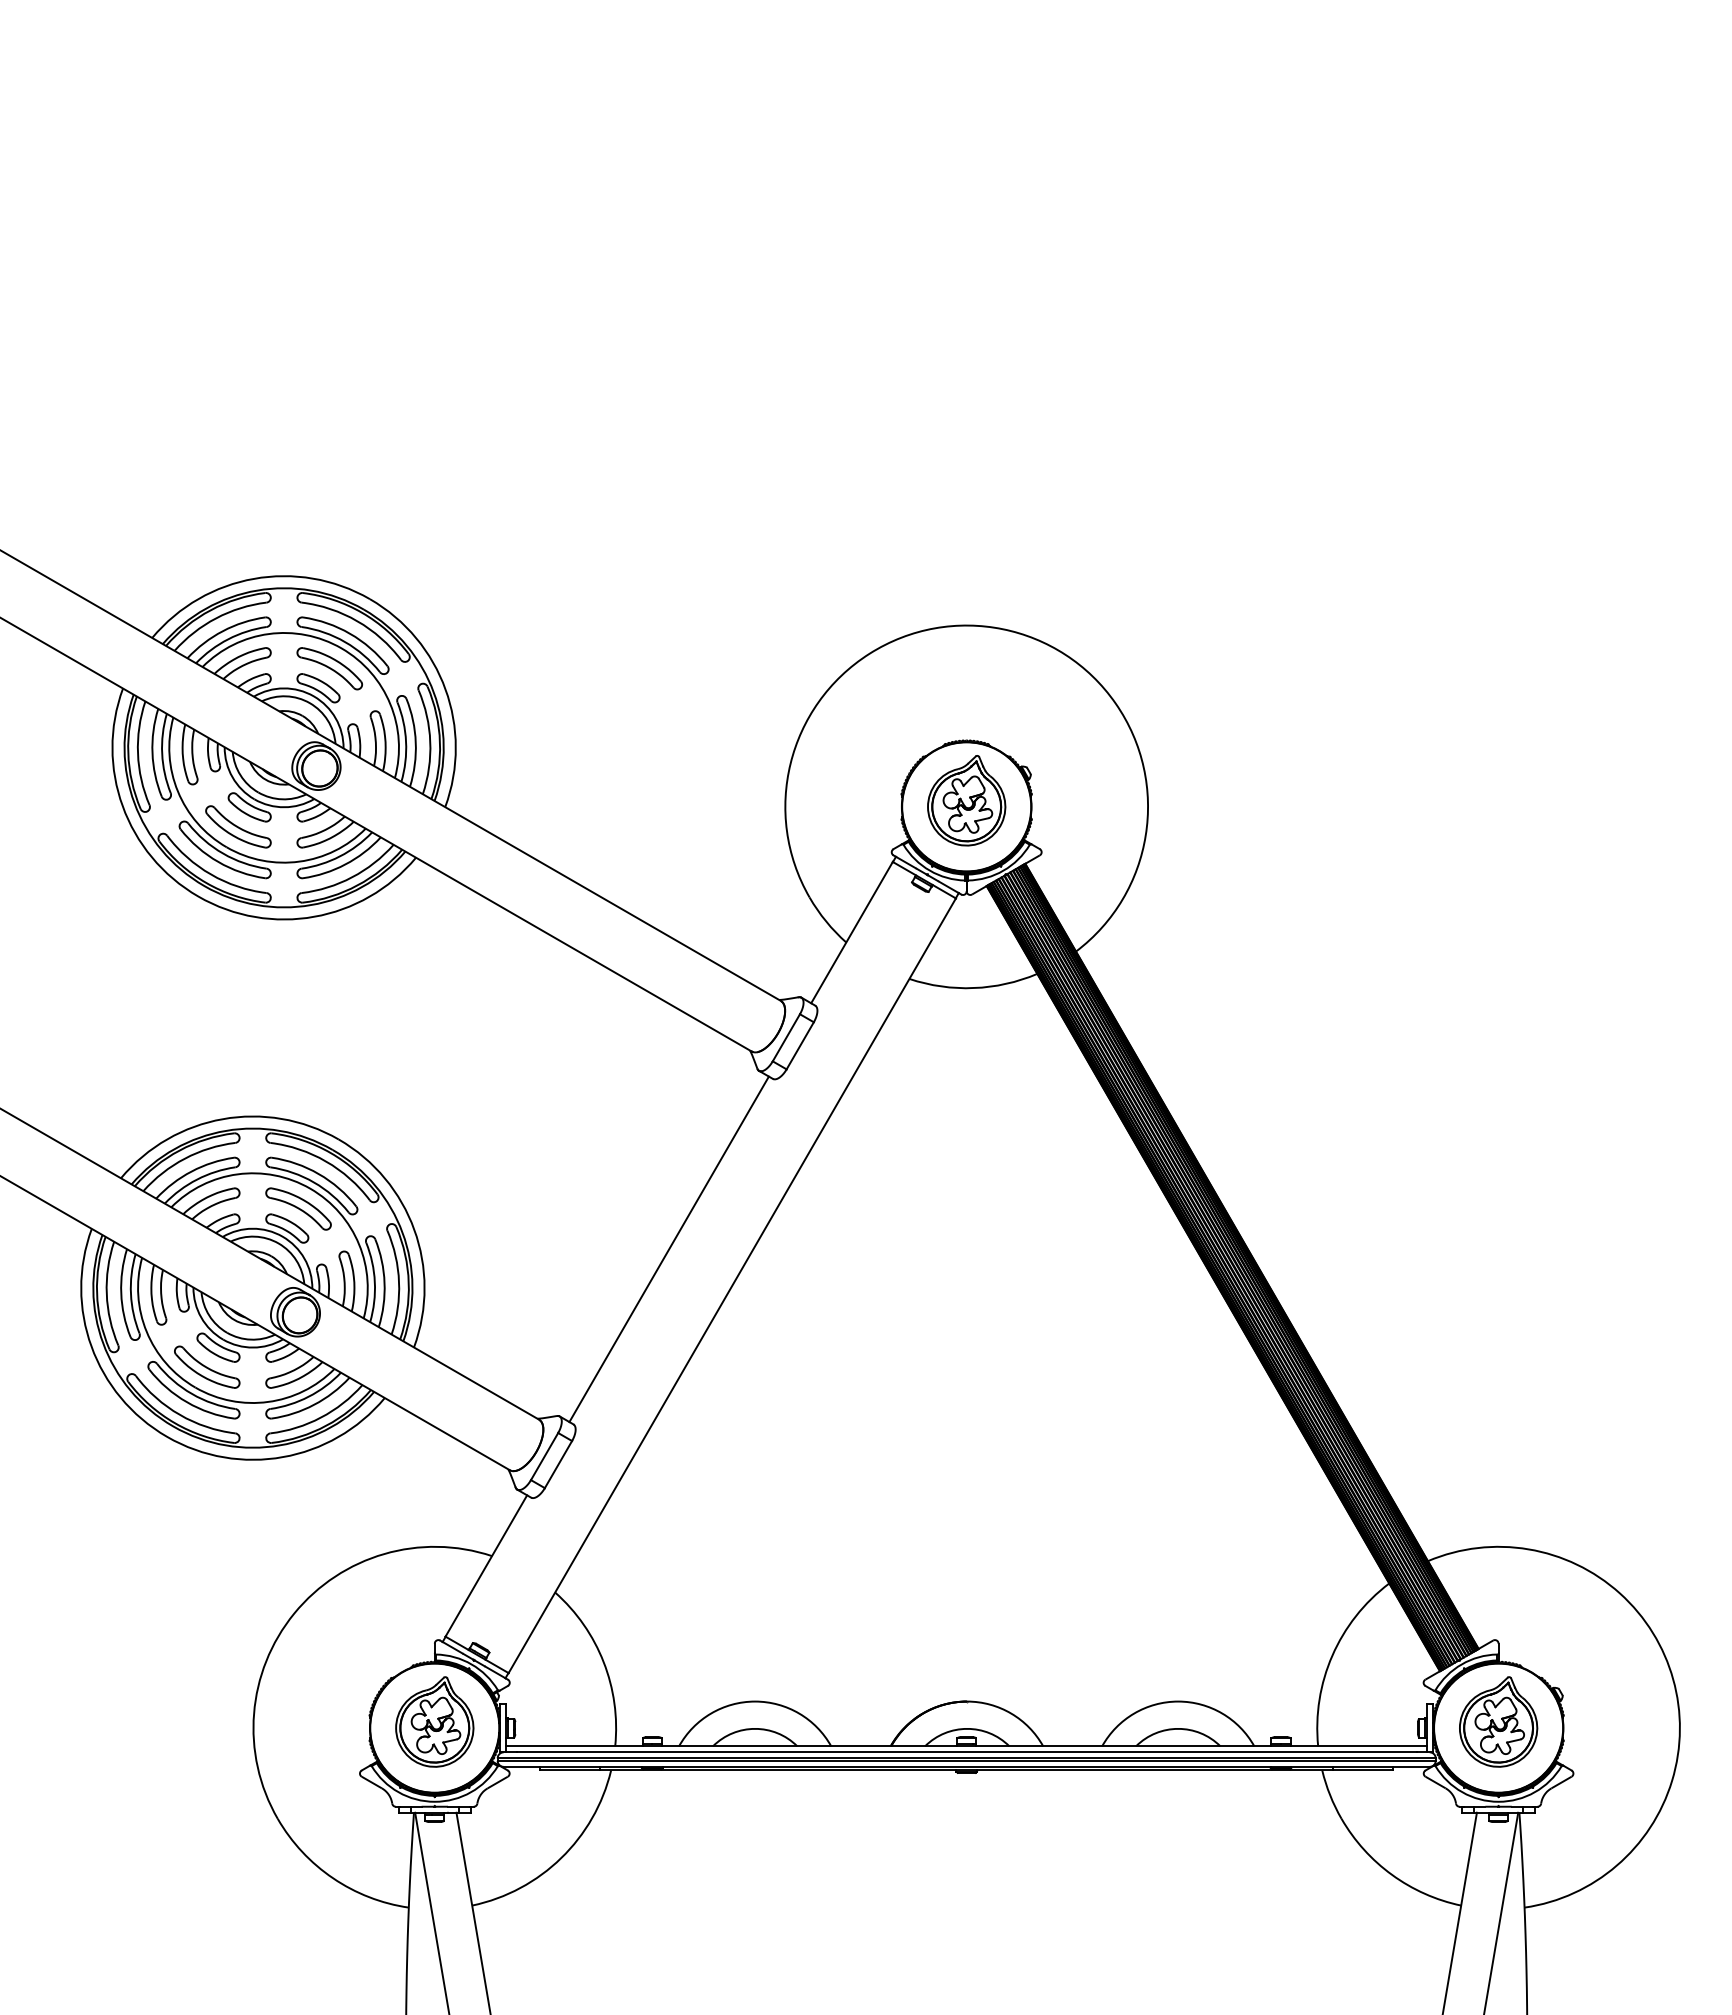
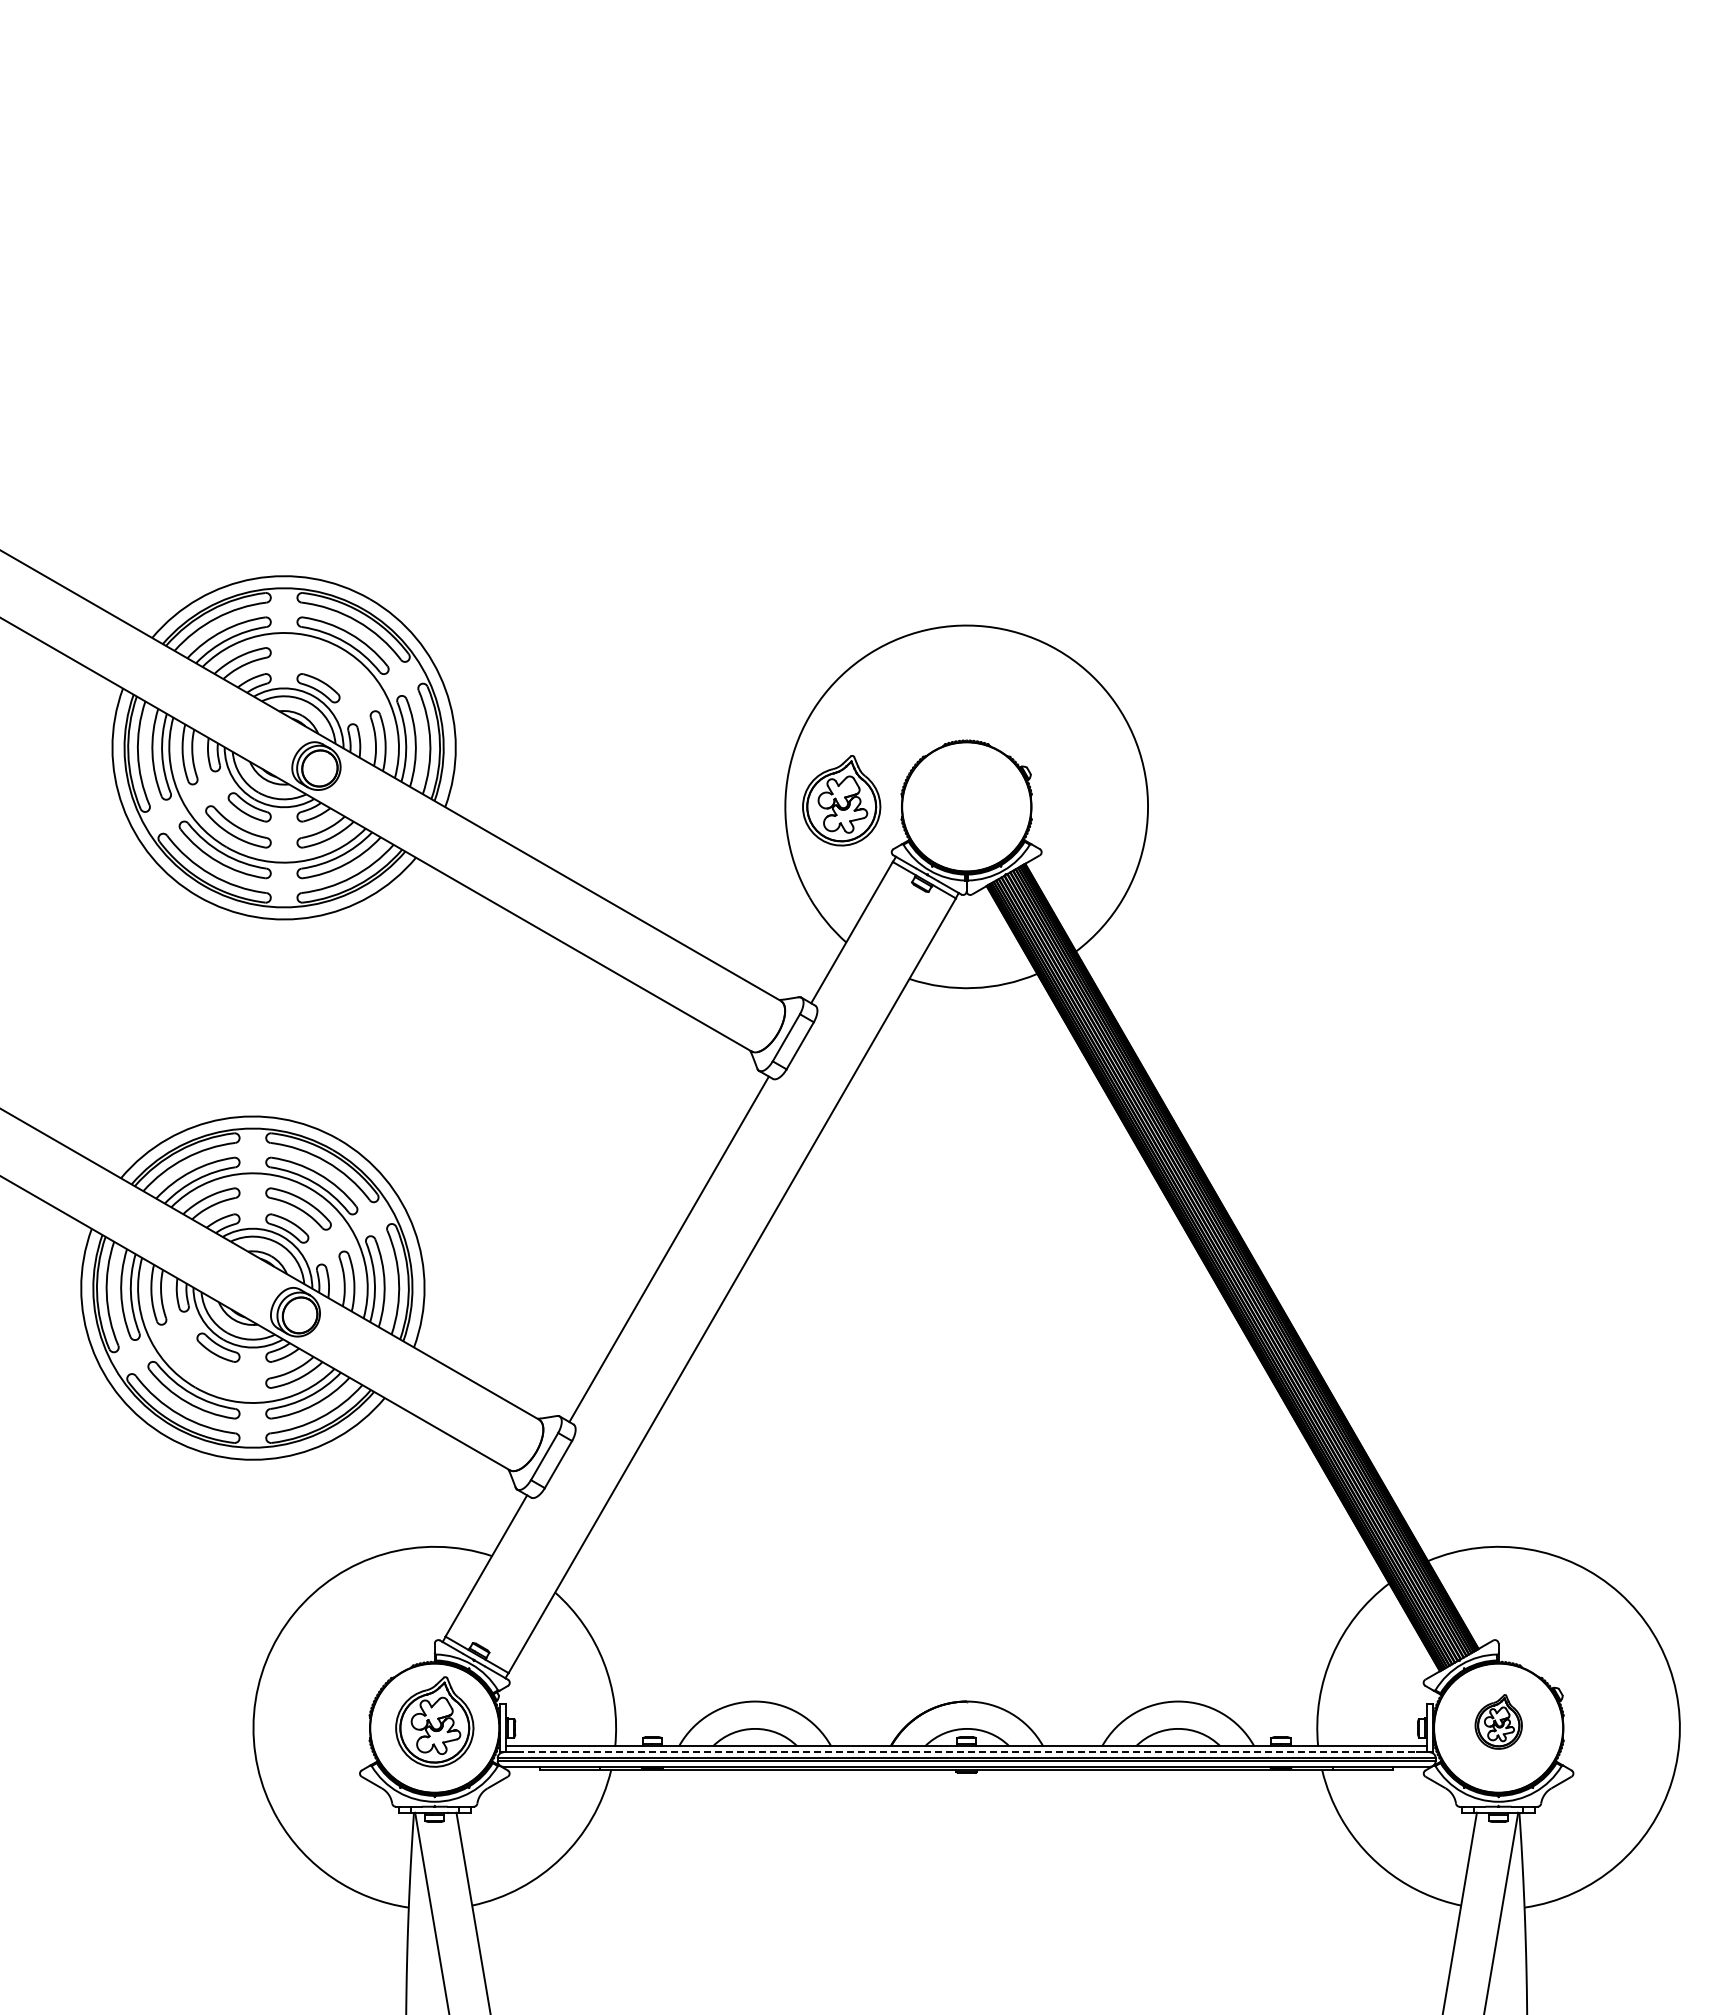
part: present -> none (329, 668)
part position: (966, 800) -> (841, 800) (841, 800)
part: present -> none (207, 1366)
part size: 80x92 px -> 49x56 px (1498, 1721)
line: solid -> dashed (966, 1752)
